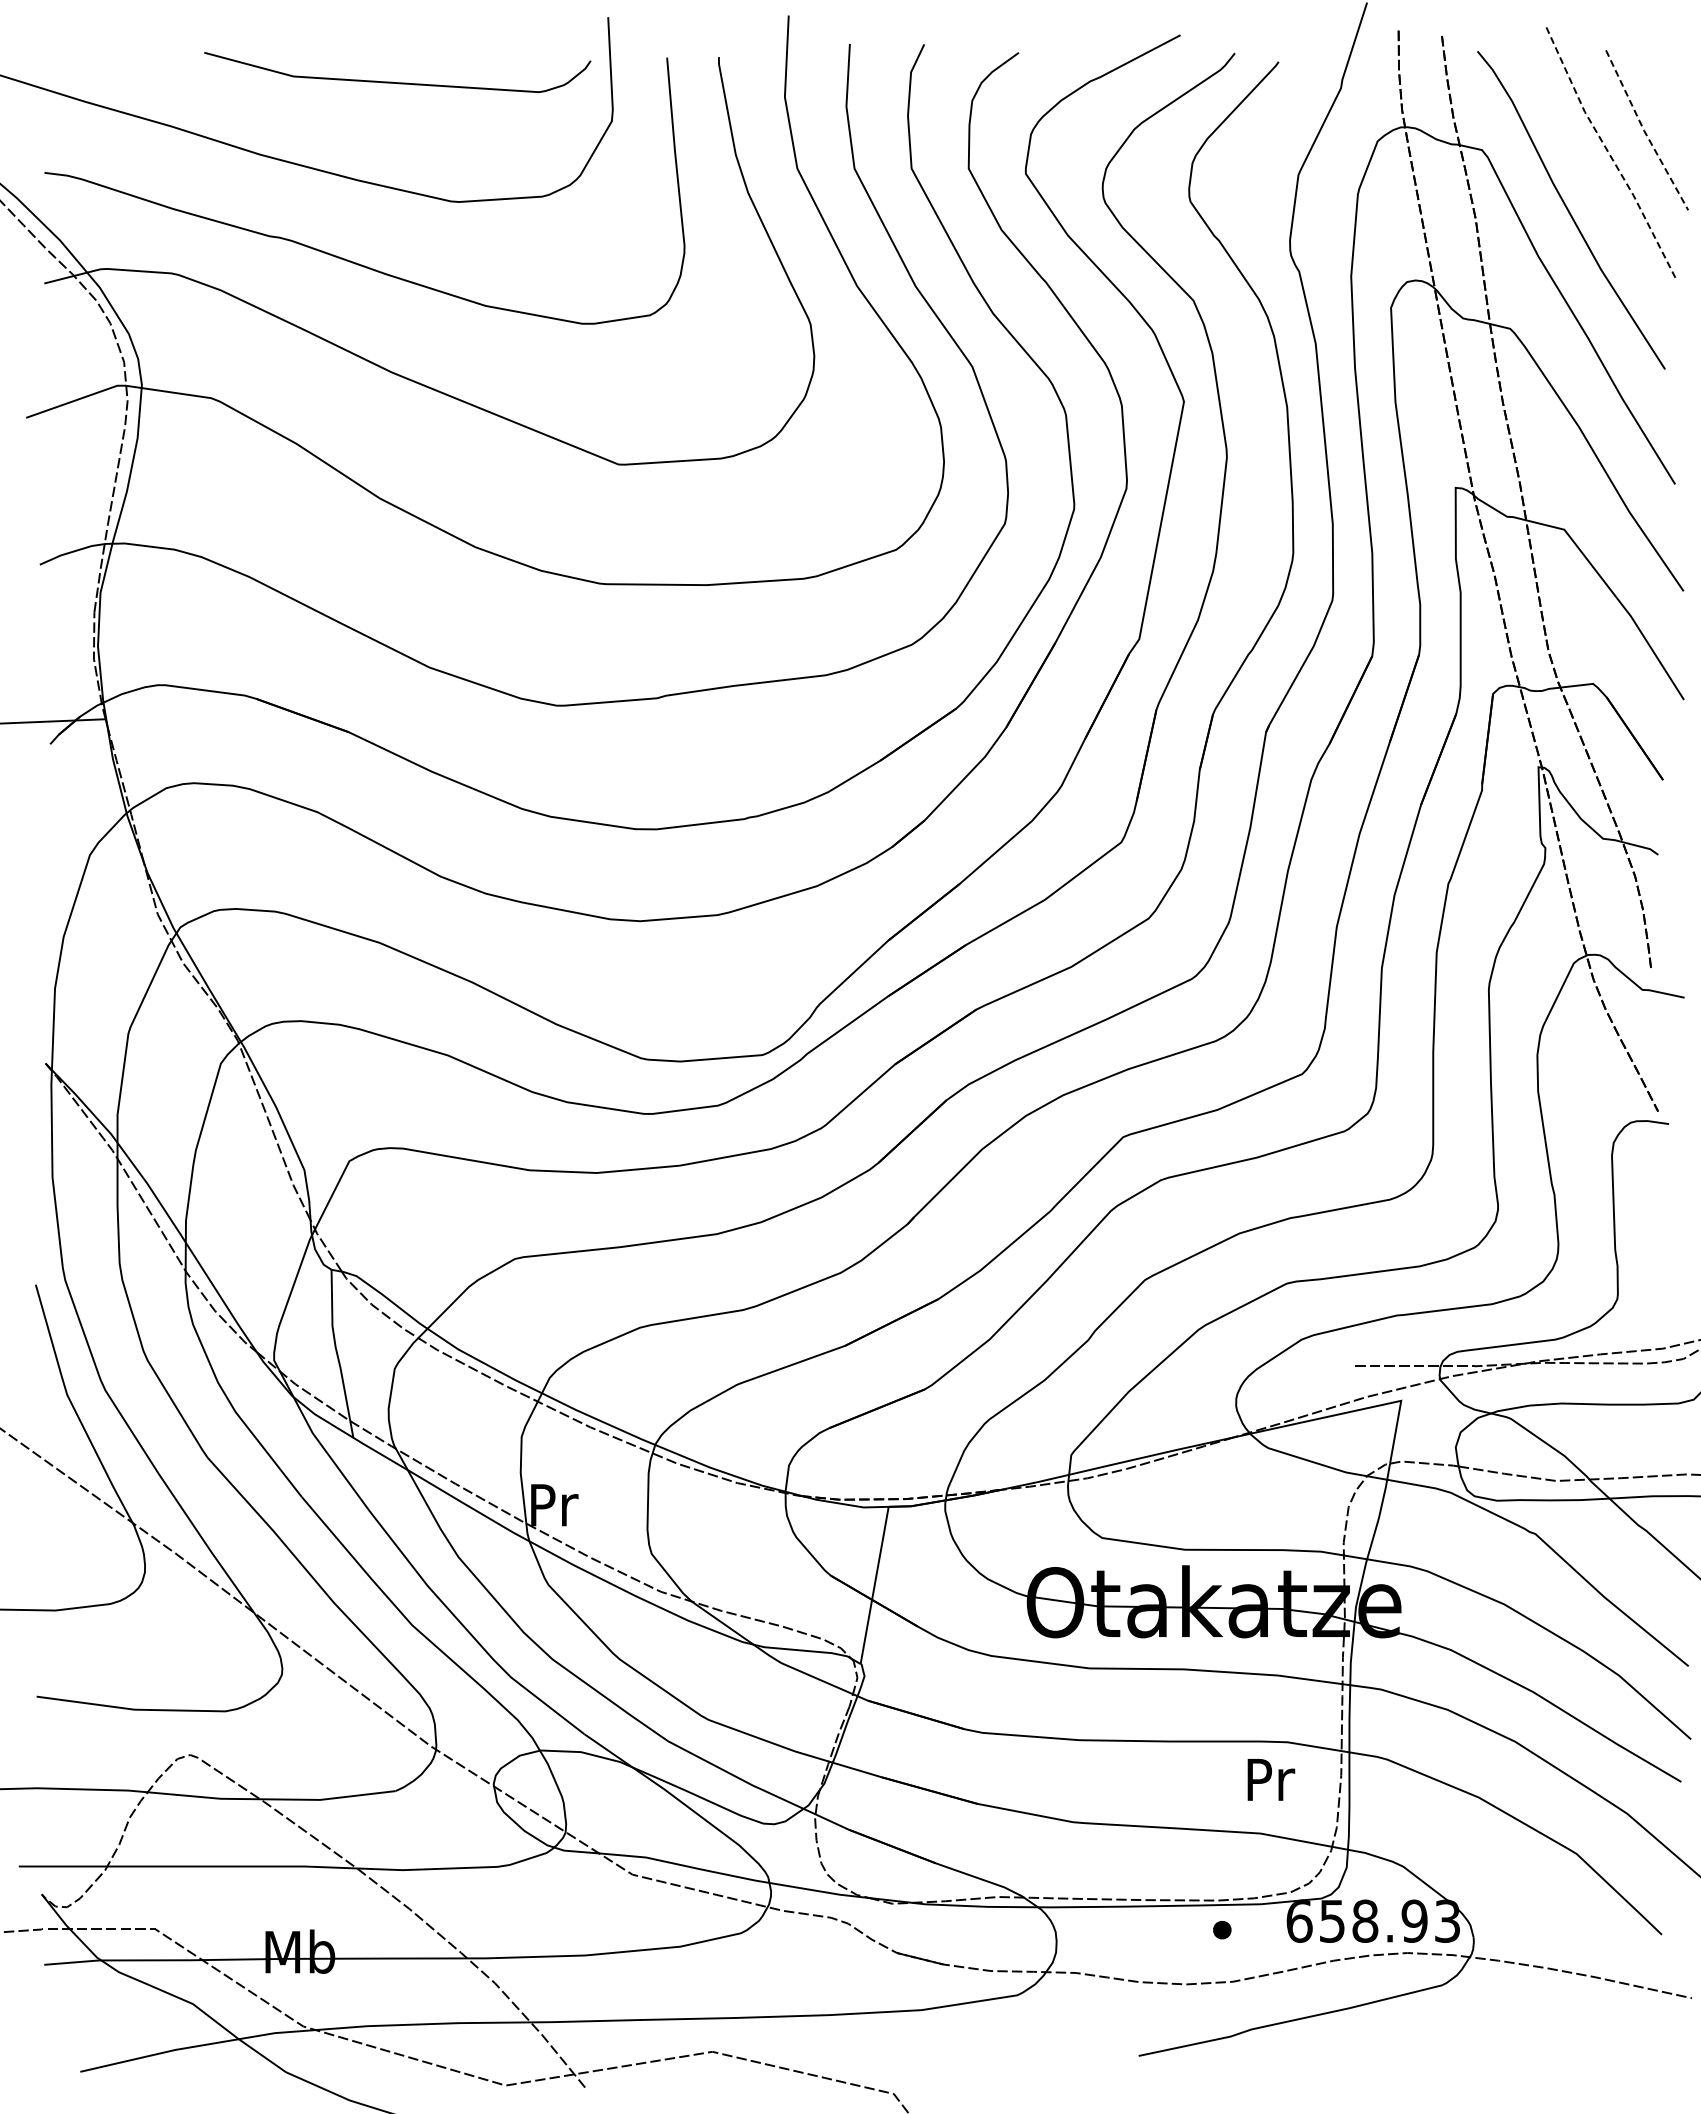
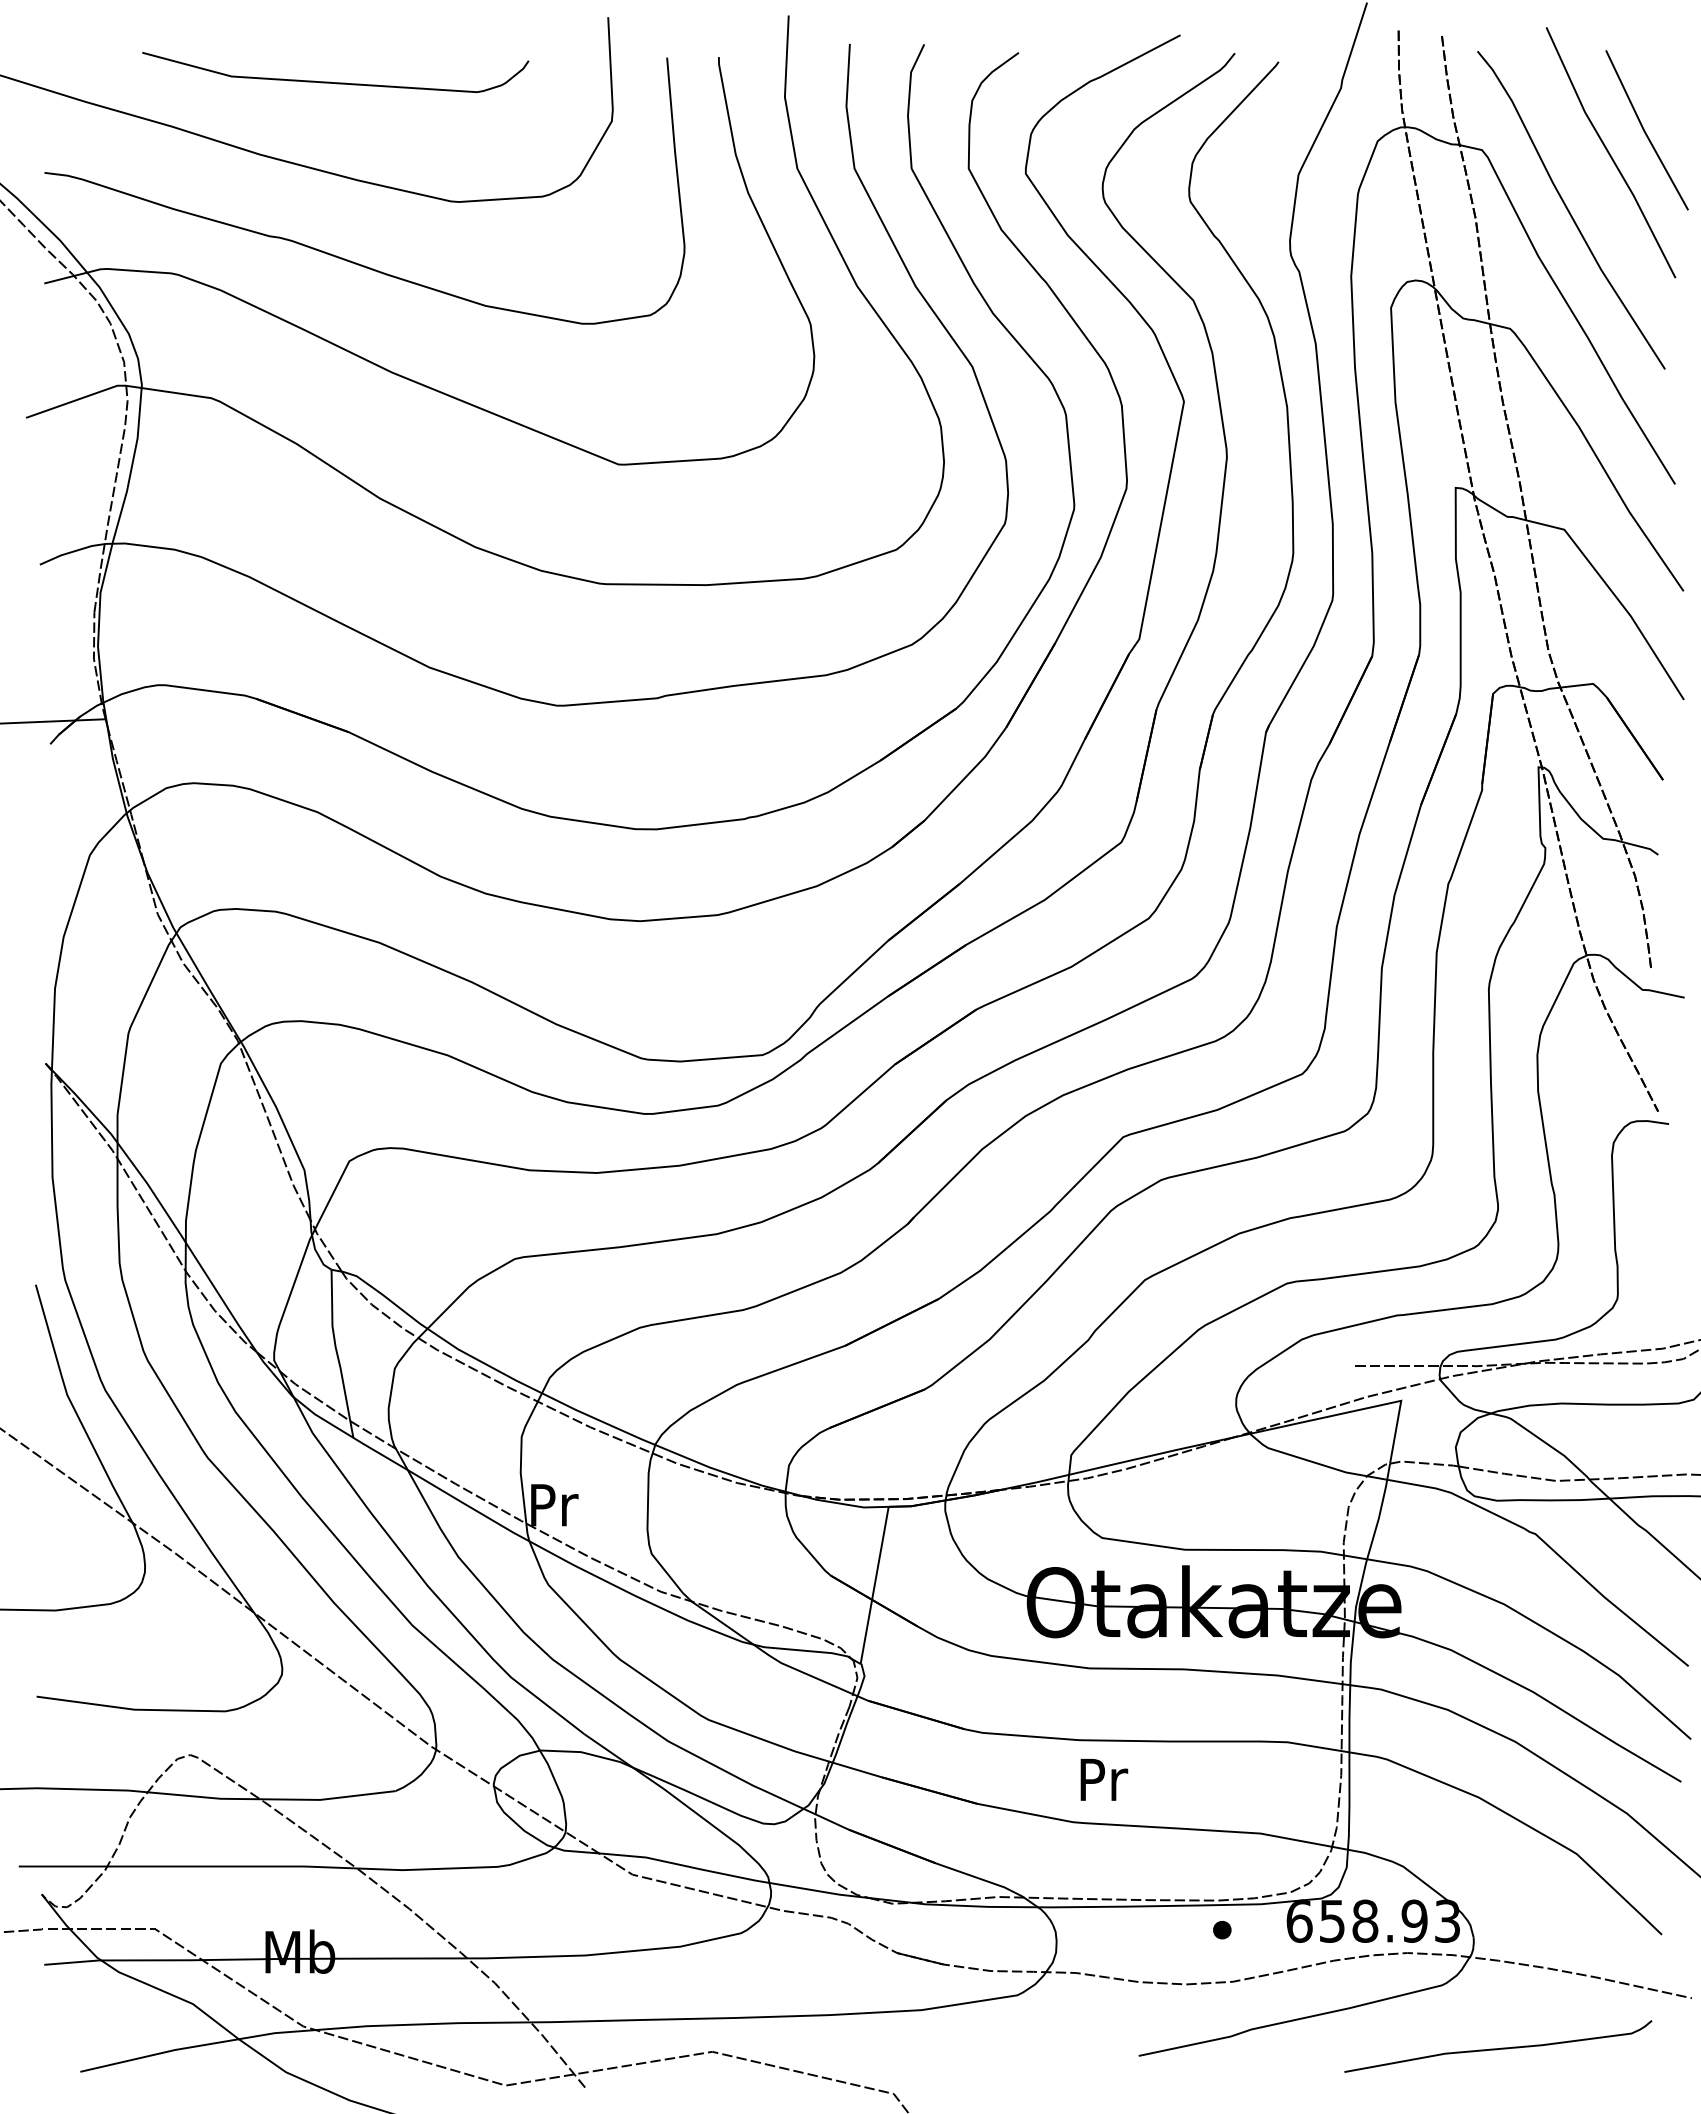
curve position: (397, 82) -> (335, 82) (335, 82)
line: dashed -> solid (1644, 131)
line: dashed -> solid (1609, 153)
text position: (1271, 1779) -> (1104, 1779) (1104, 1779)
curve: none -> present (1498, 2048)
